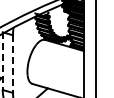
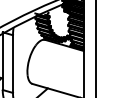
line: dashed -> solid (2, 61)
line: dashed -> solid (13, 64)
